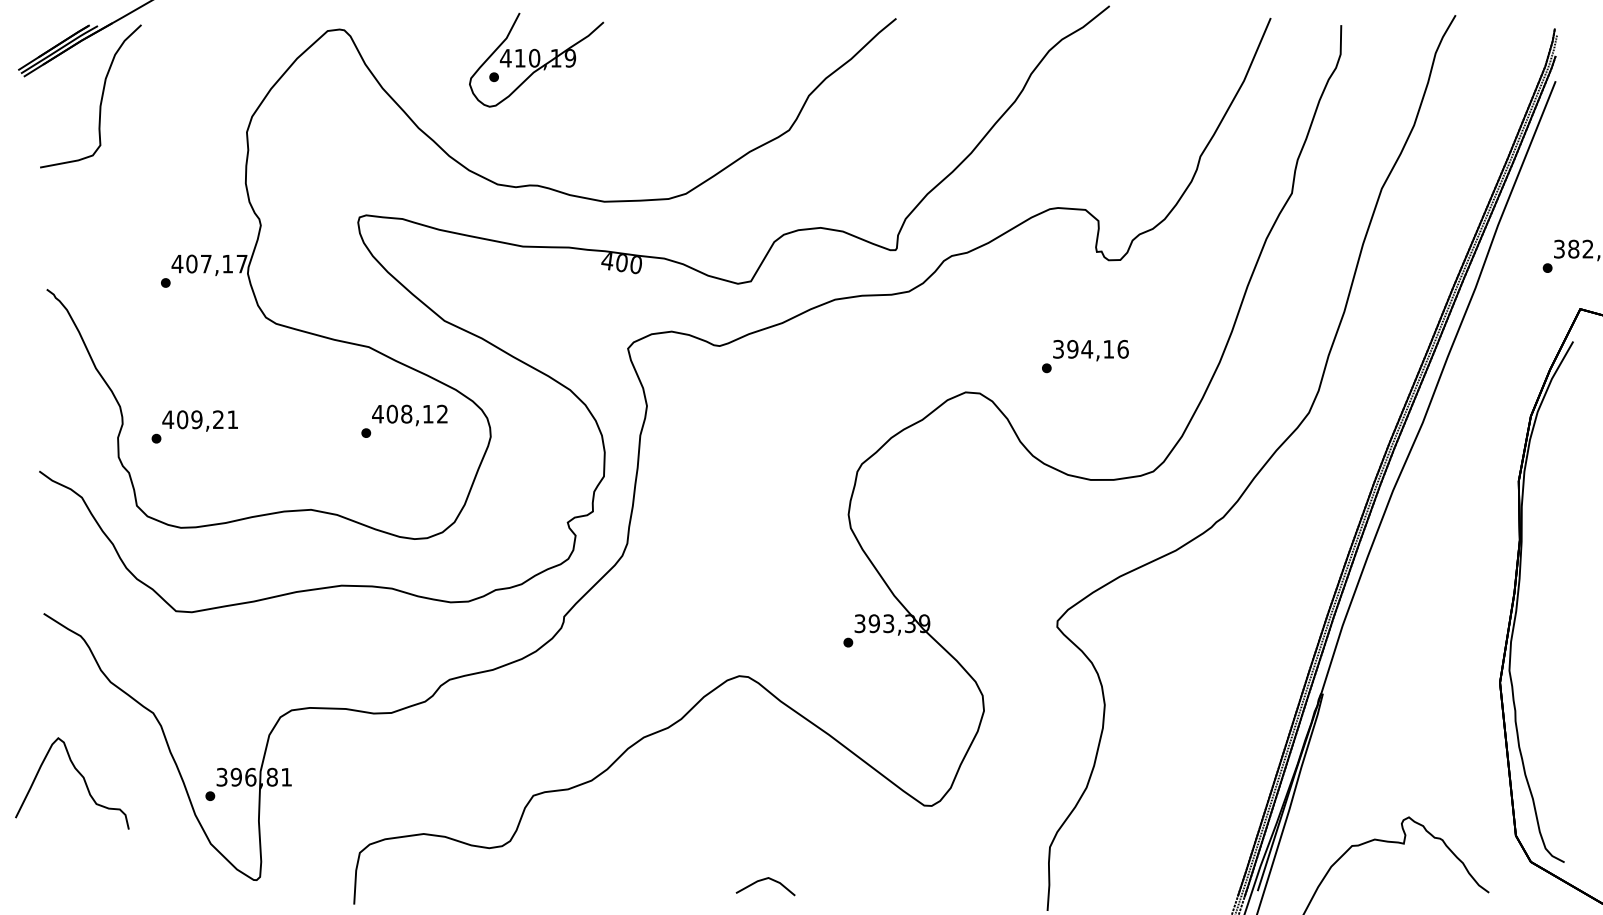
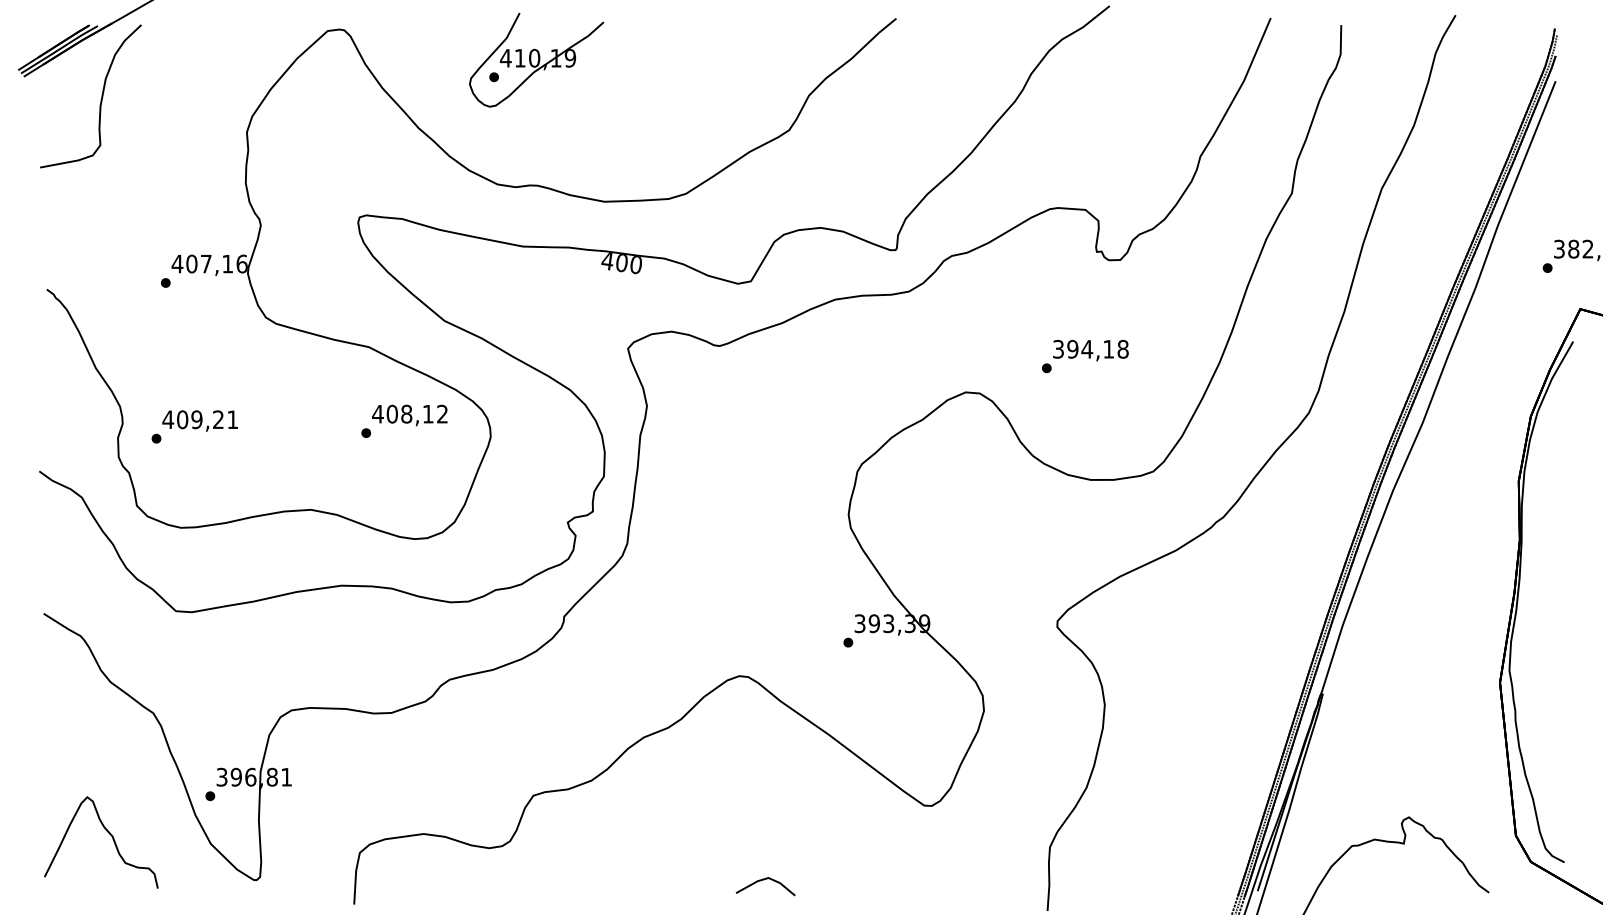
text: 407,17 -> 407,16 (241, 263)
text: 394,16 -> 394,18 (1122, 349)
curve position: (80, 775) -> (109, 834) (109, 834)
